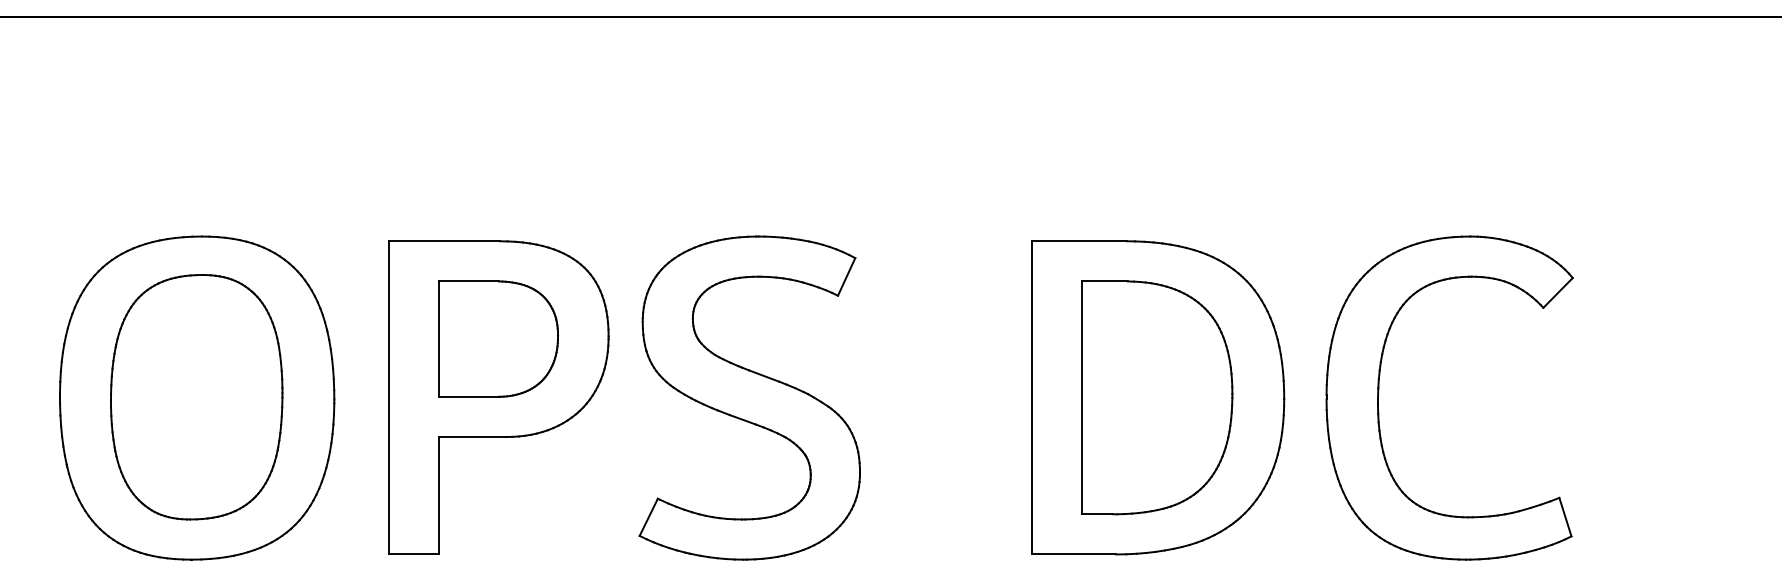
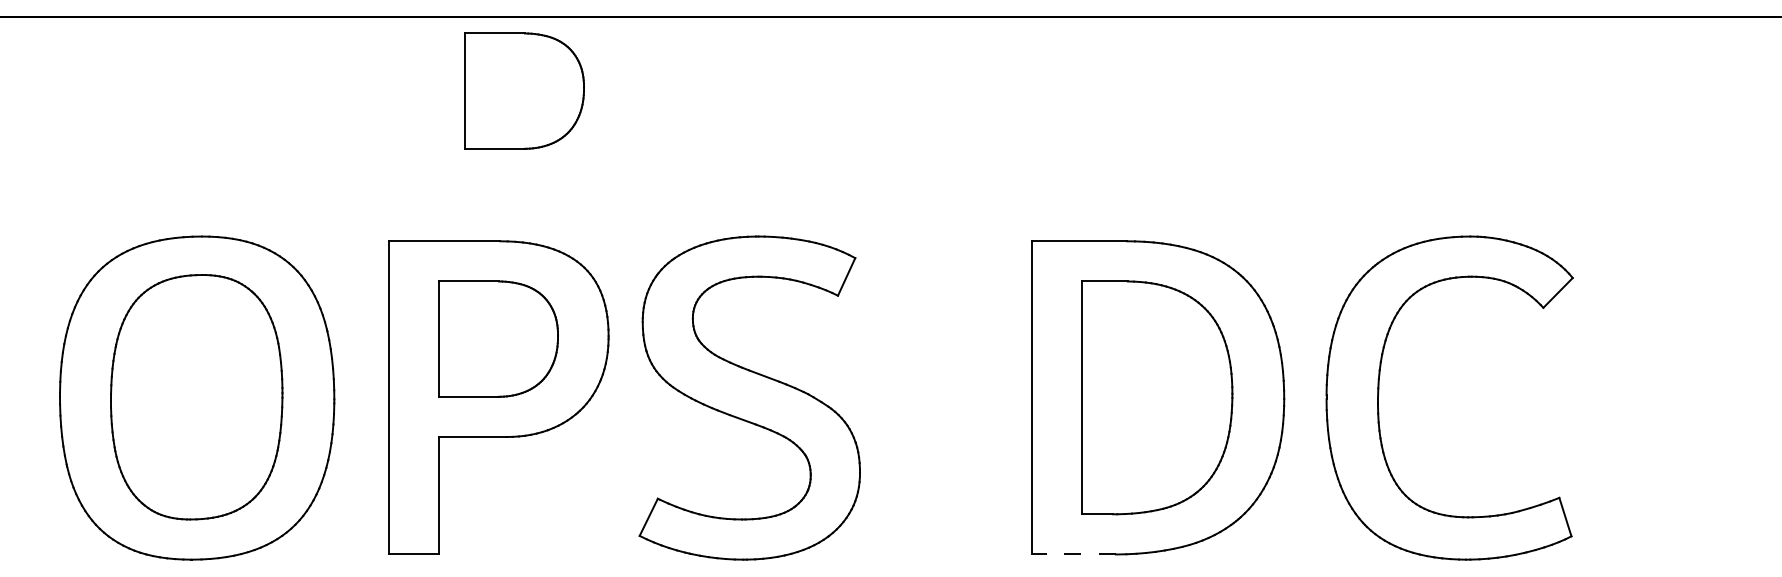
part: none -> present (524, 90)
line: solid -> dashed (1073, 554)
